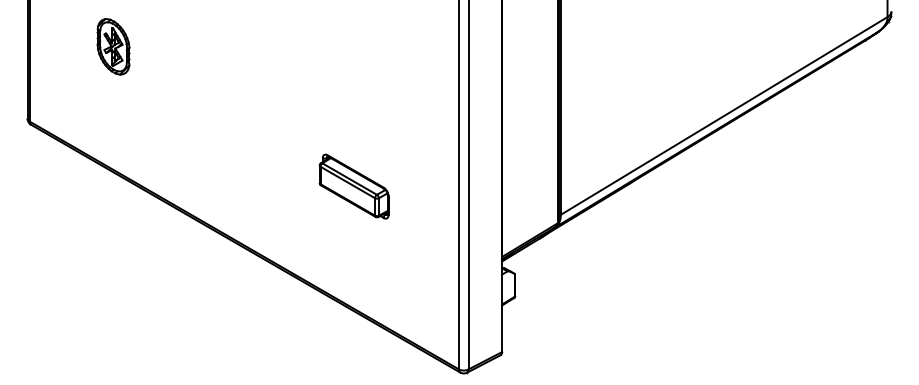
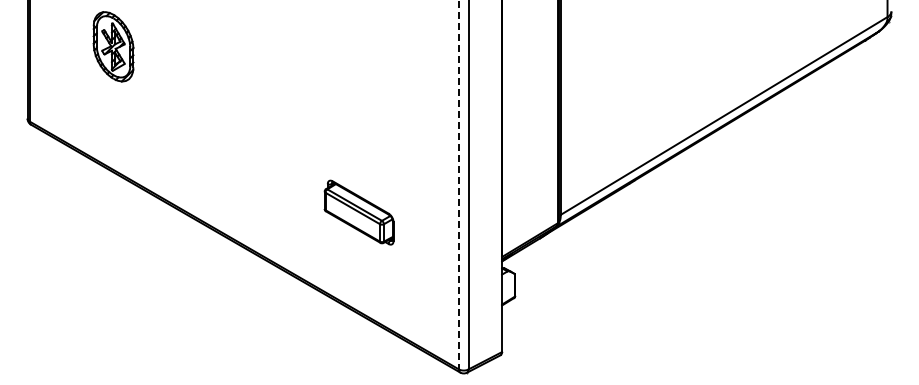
part size: 35x58 px -> 43x72 px (113, 46)
line: solid -> dashed (458, 185)
part position: (353, 186) -> (358, 212) (358, 212)
